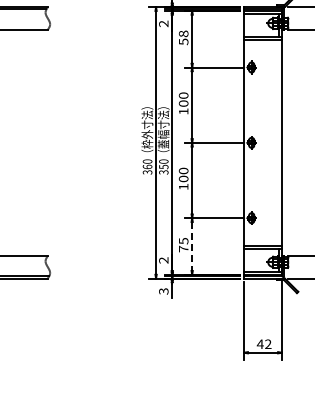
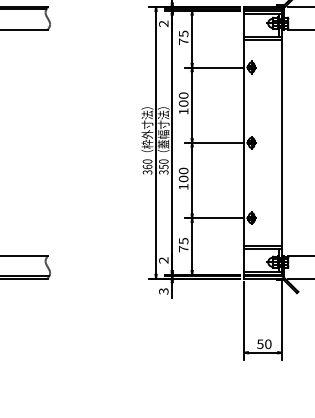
text: 58 -> 75 (183, 37)
line: dashed -> solid (192, 246)
text: 42 -> 50 (263, 344)
